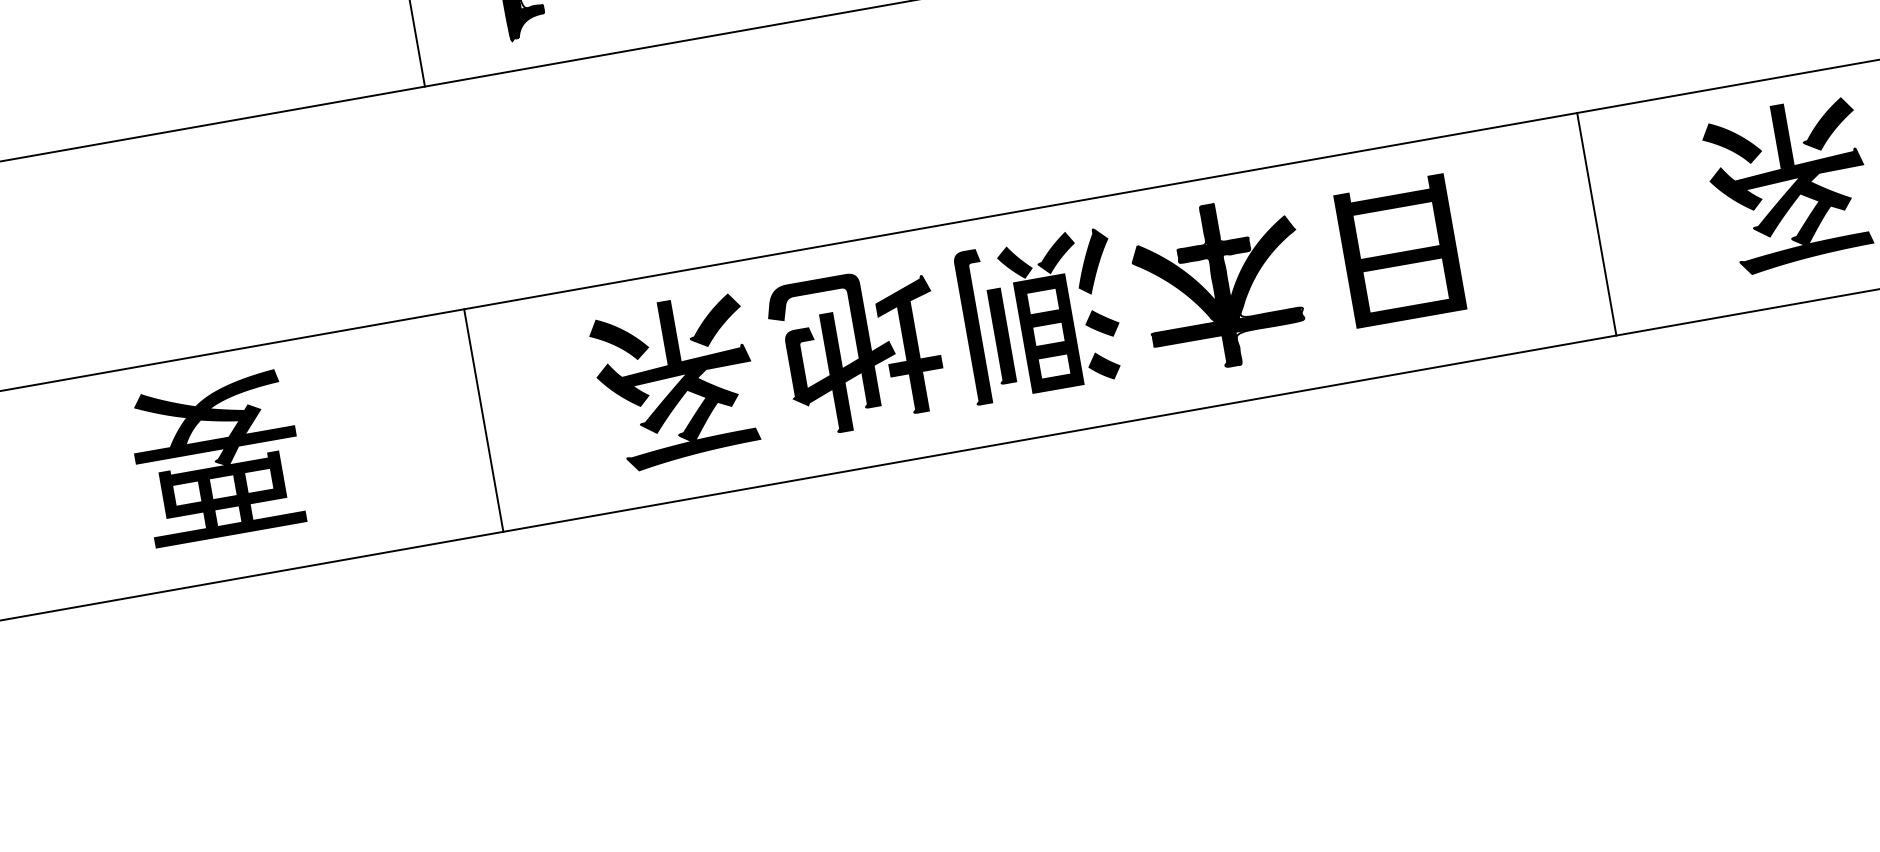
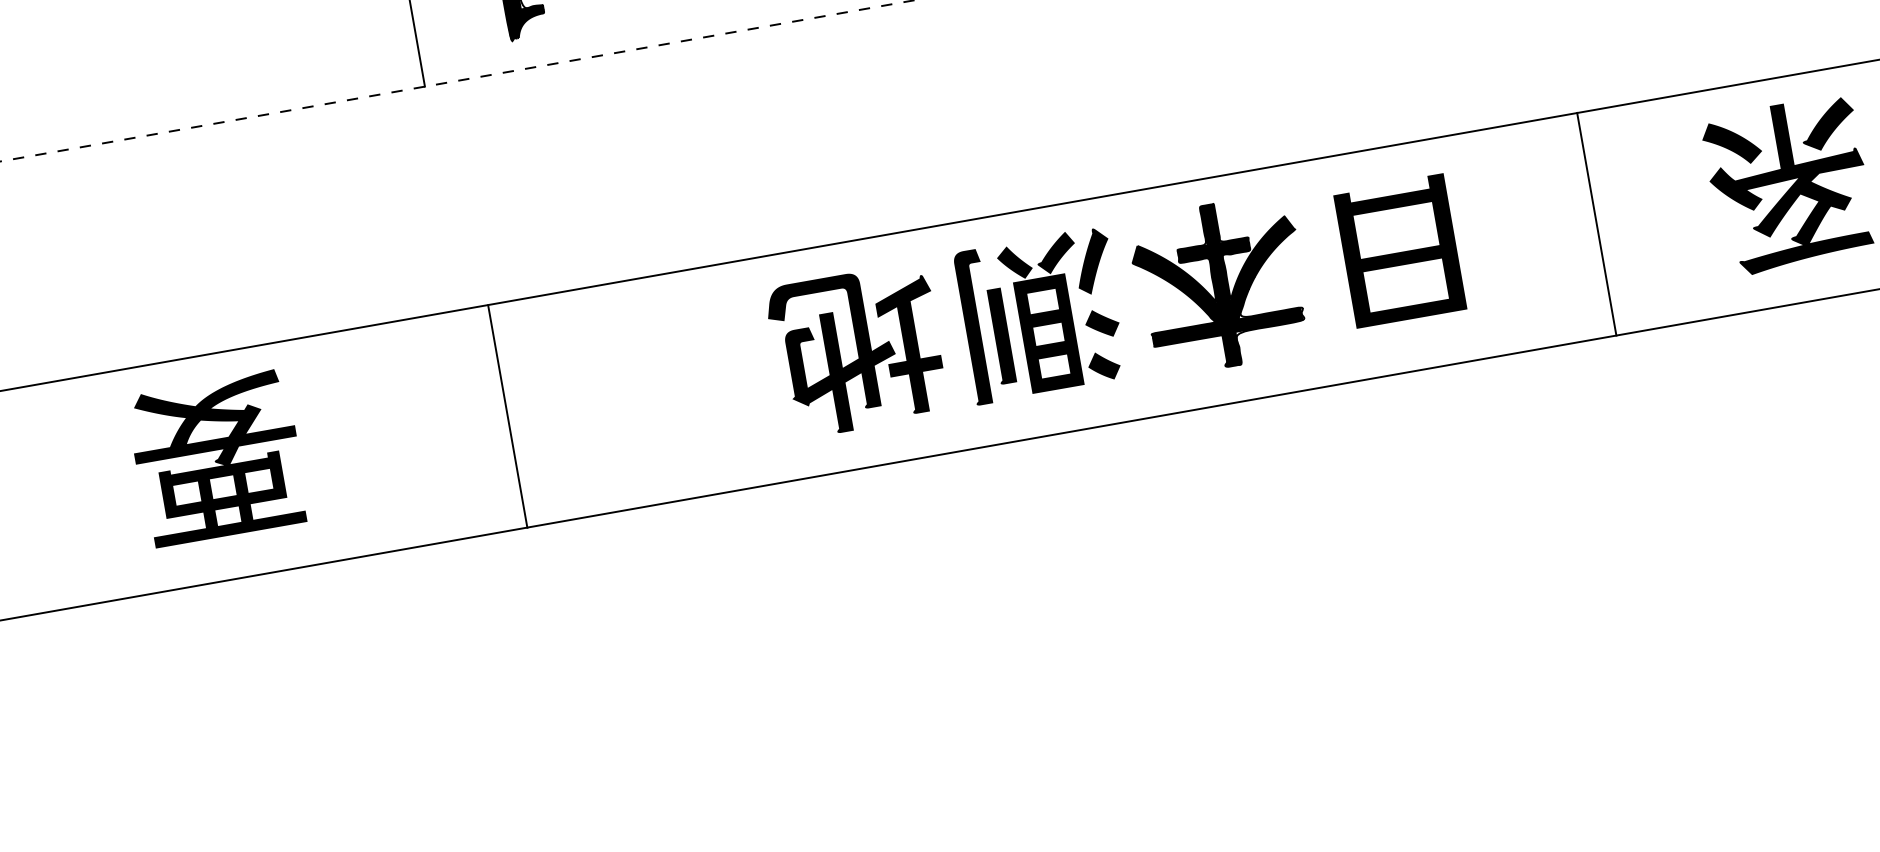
line: solid -> dashed (458, 80)
part: present -> none (675, 382)
line position: (483, 420) -> (507, 416) (507, 416)
